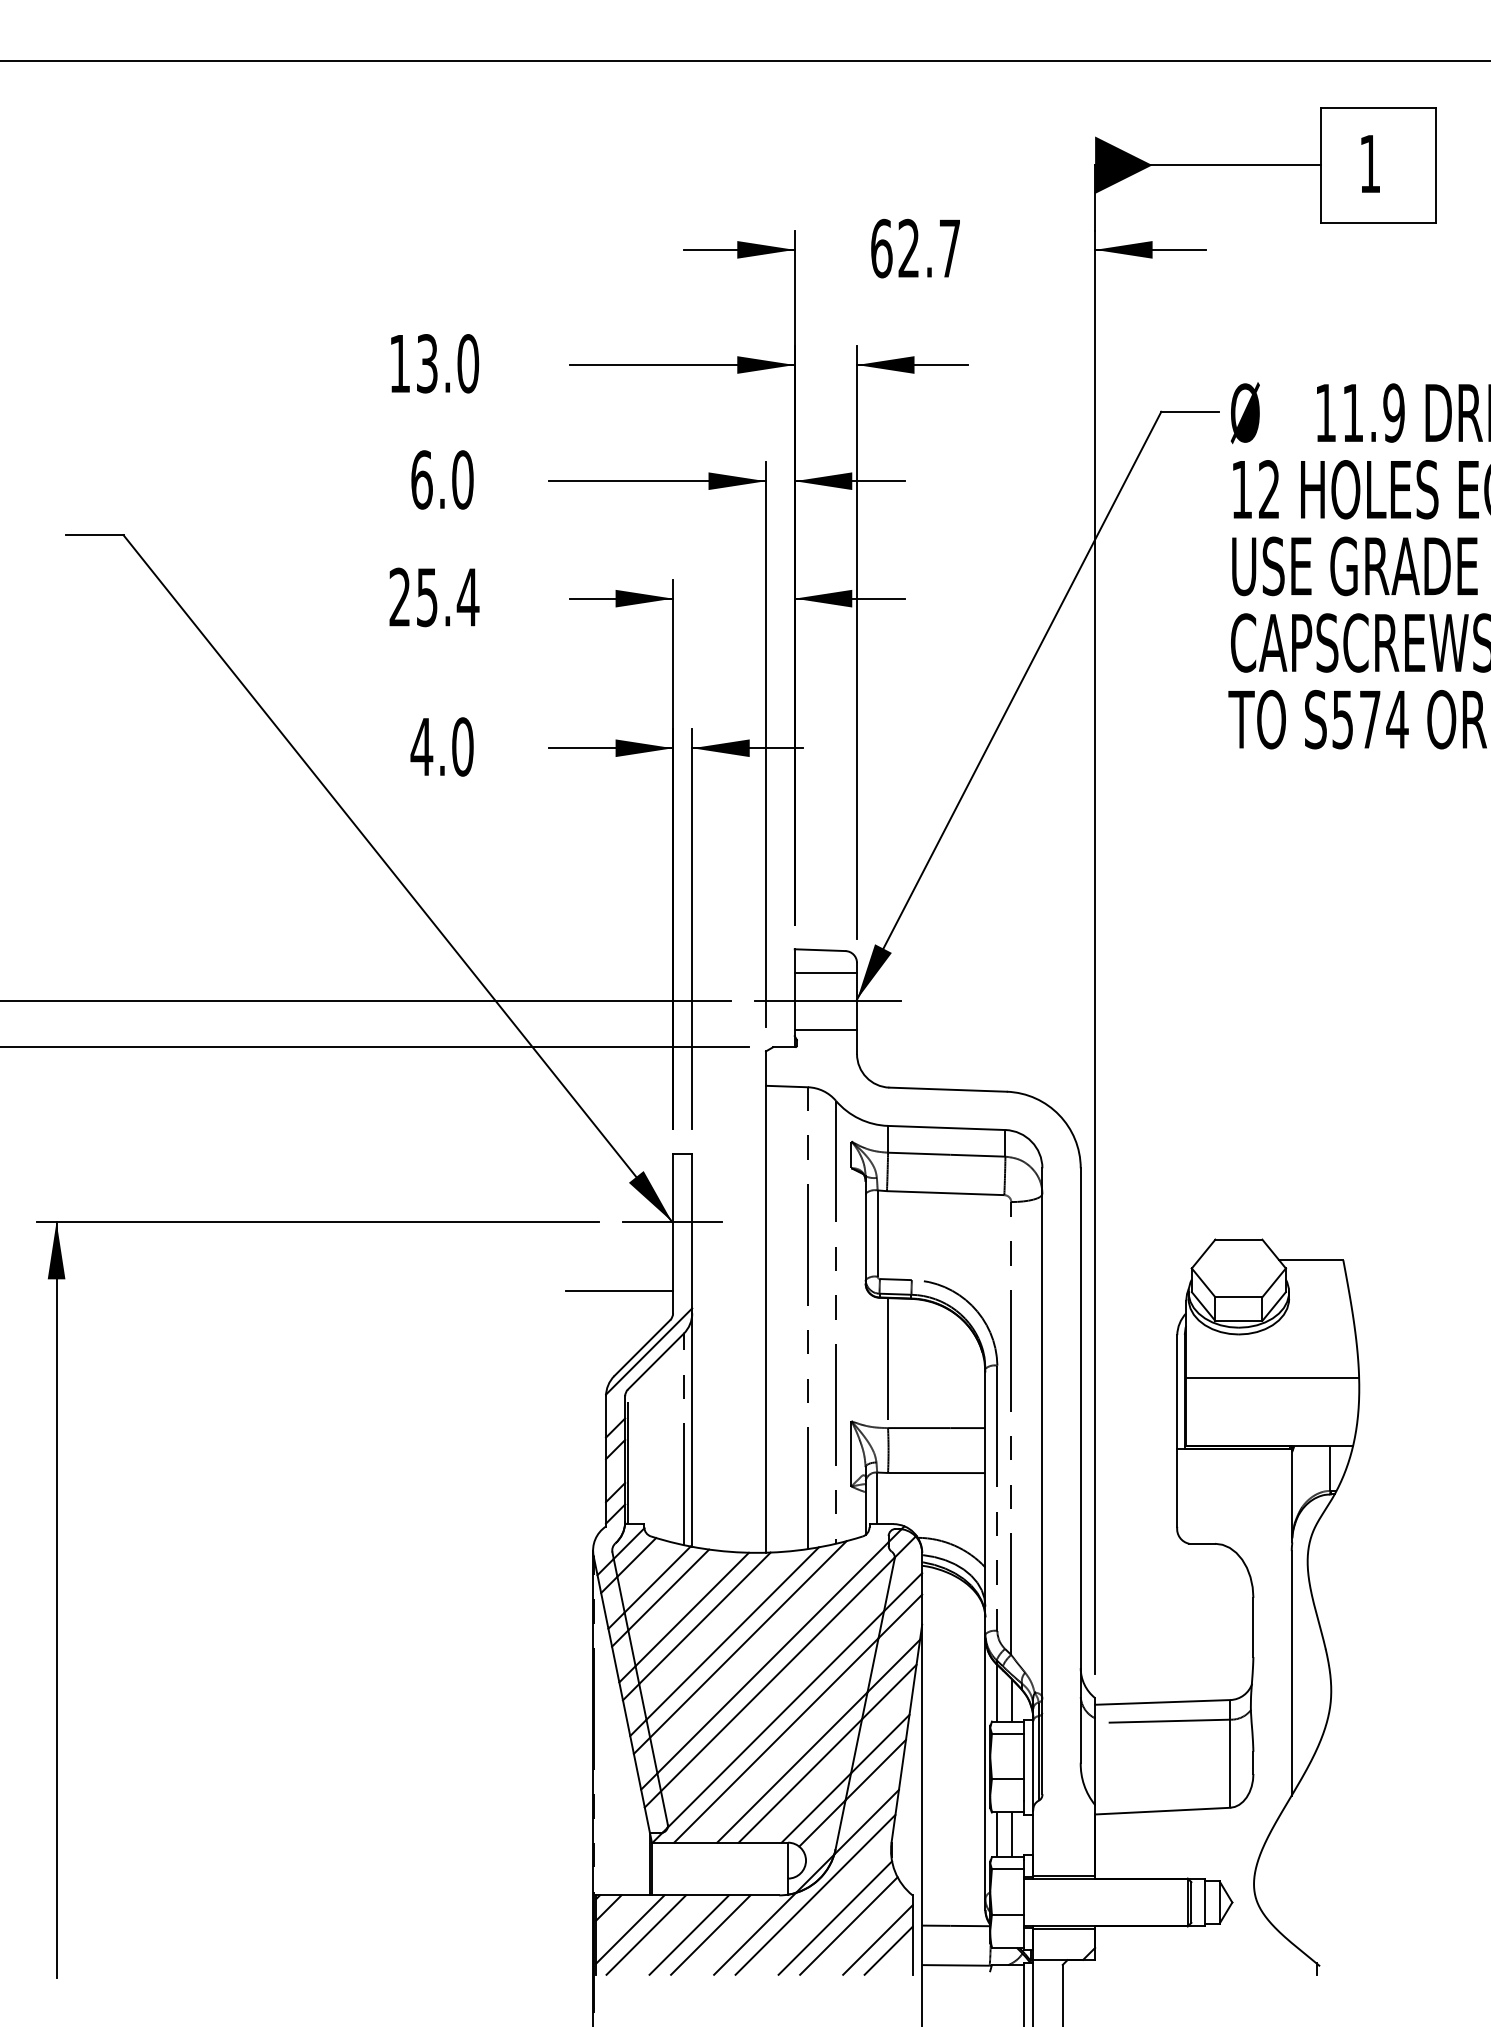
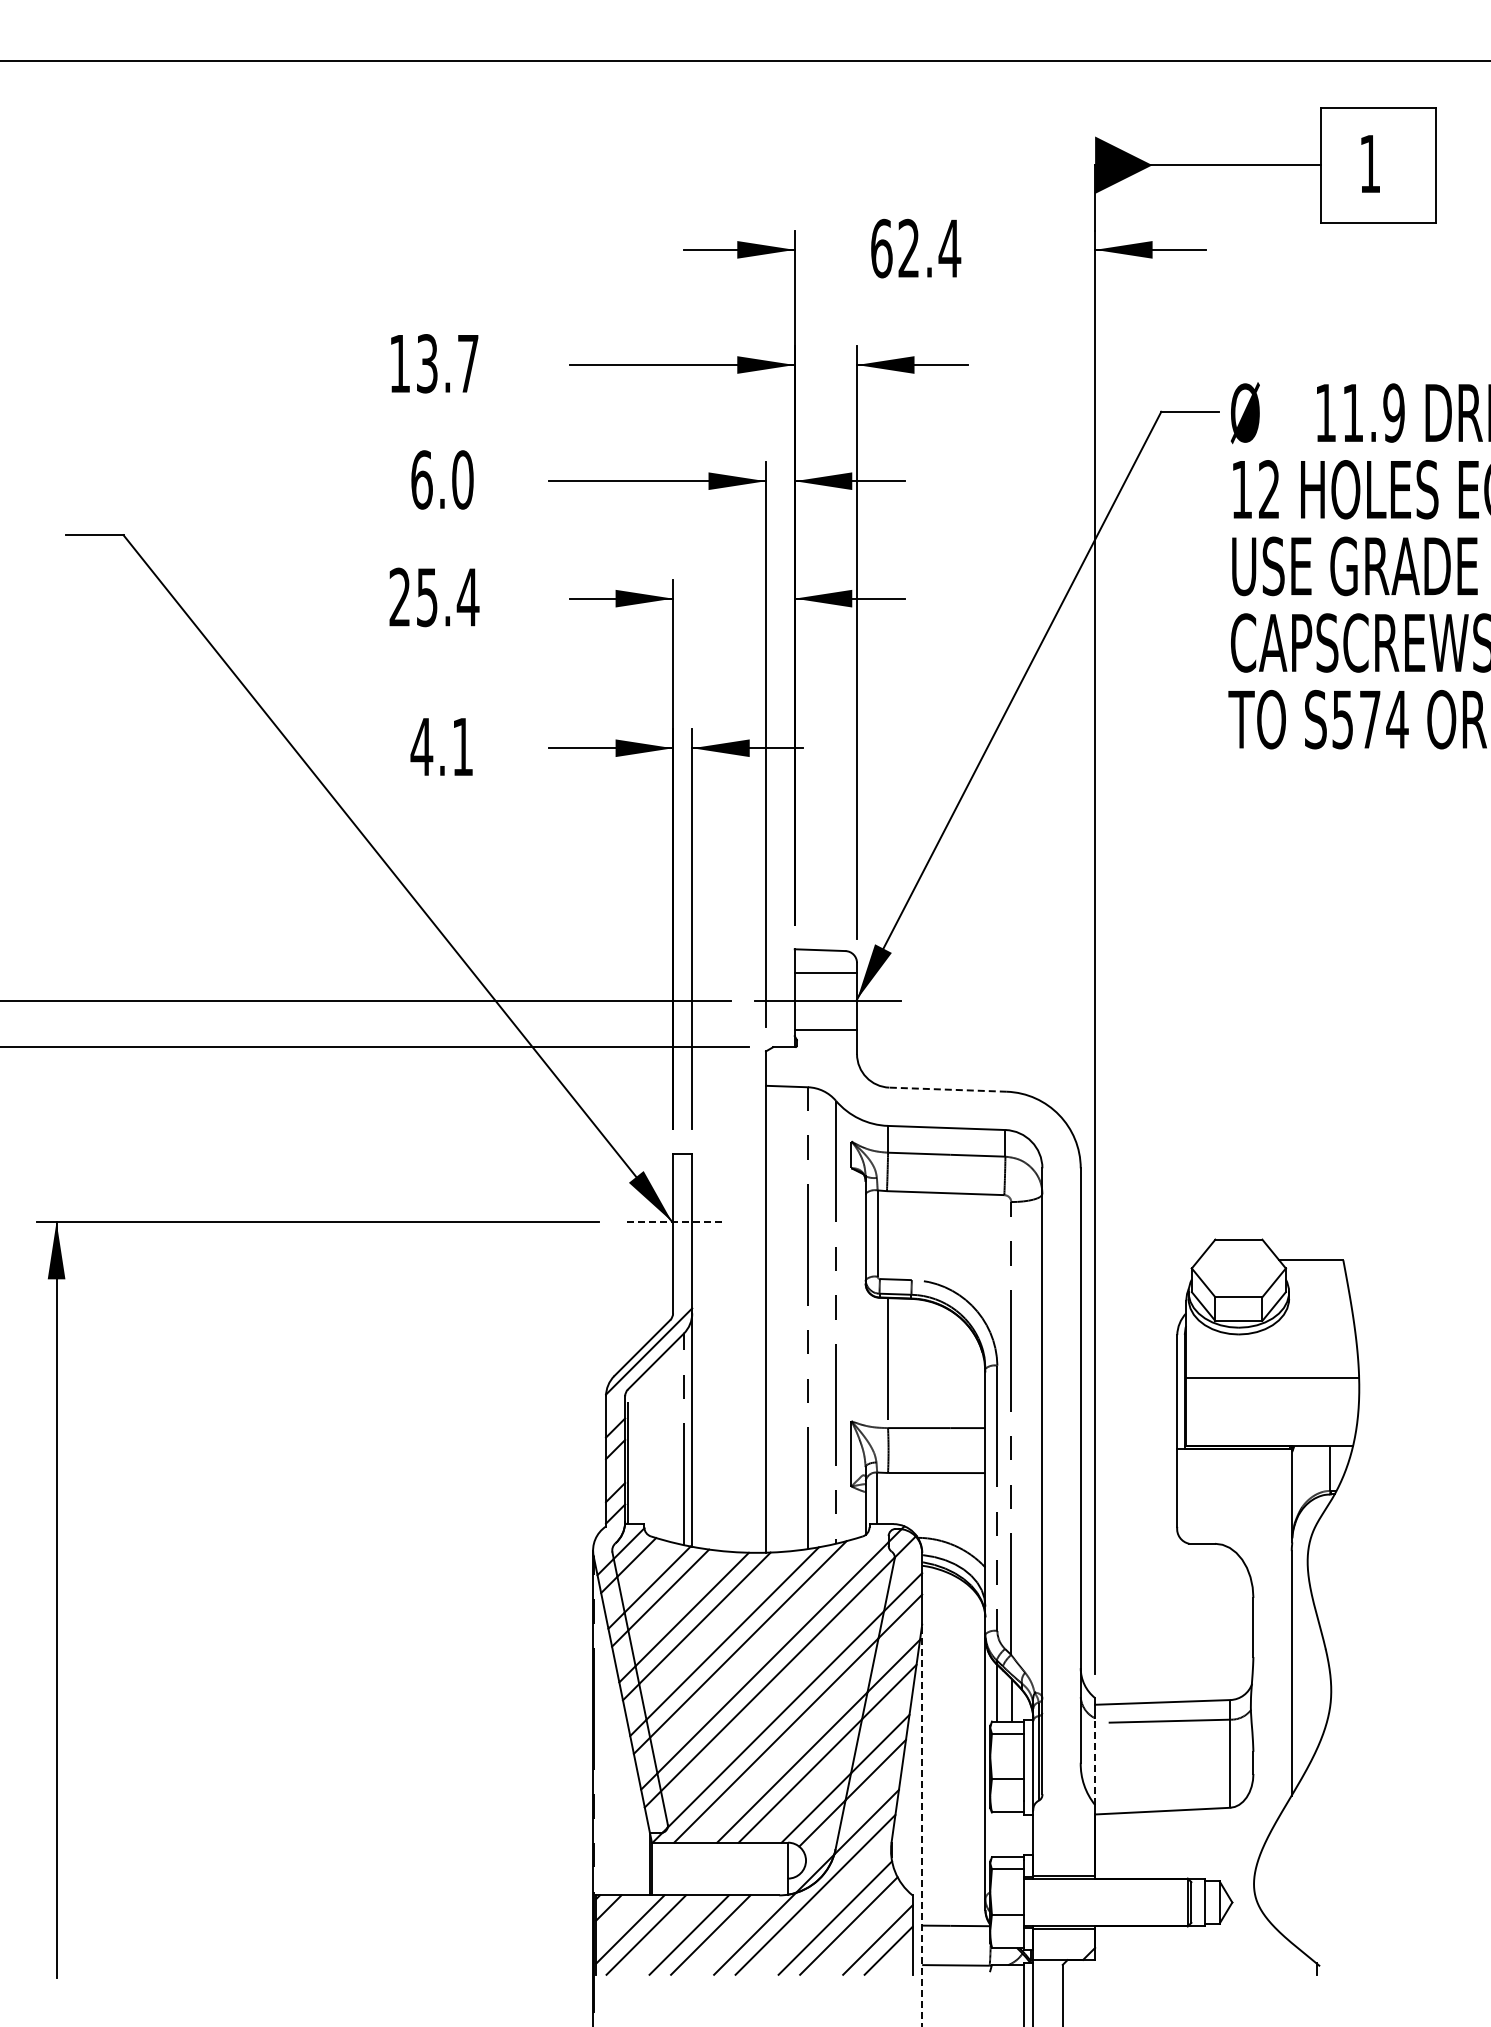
text: 62.7 -> 62.4 (949, 248)
text: 13.0 -> 13.7 (468, 363)
text: 4.0 -> 4.1 (462, 746)
line: solid -> dashed (948, 1089)
line: solid -> dashed (671, 1221)
line: present -> none (619, 1290)
line: solid -> dashed (1095, 1761)
line: solid -> dashed (922, 1825)
line: present -> none (996, 1834)
line: present -> none (1012, 1834)
